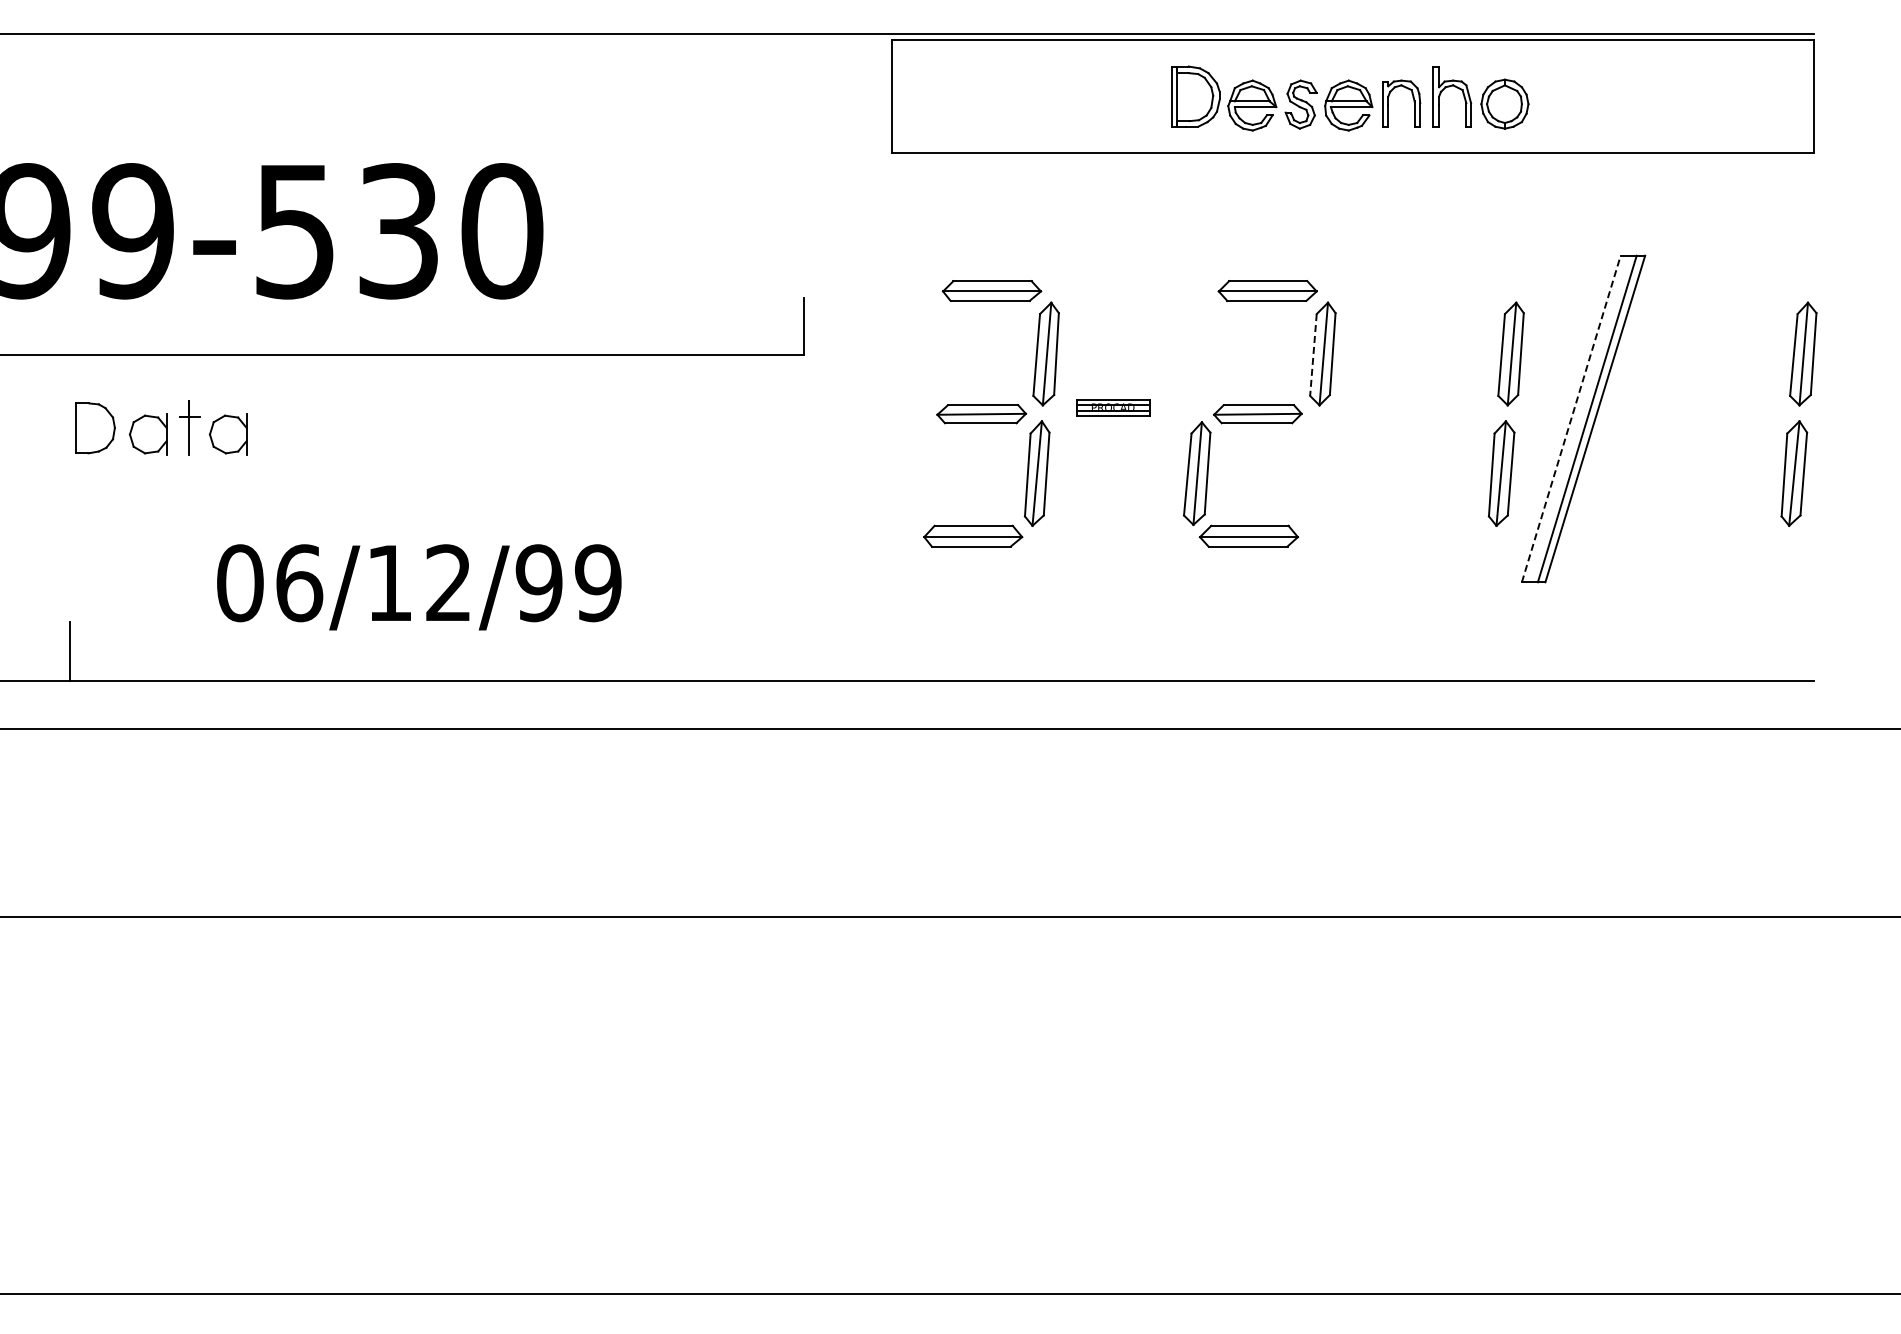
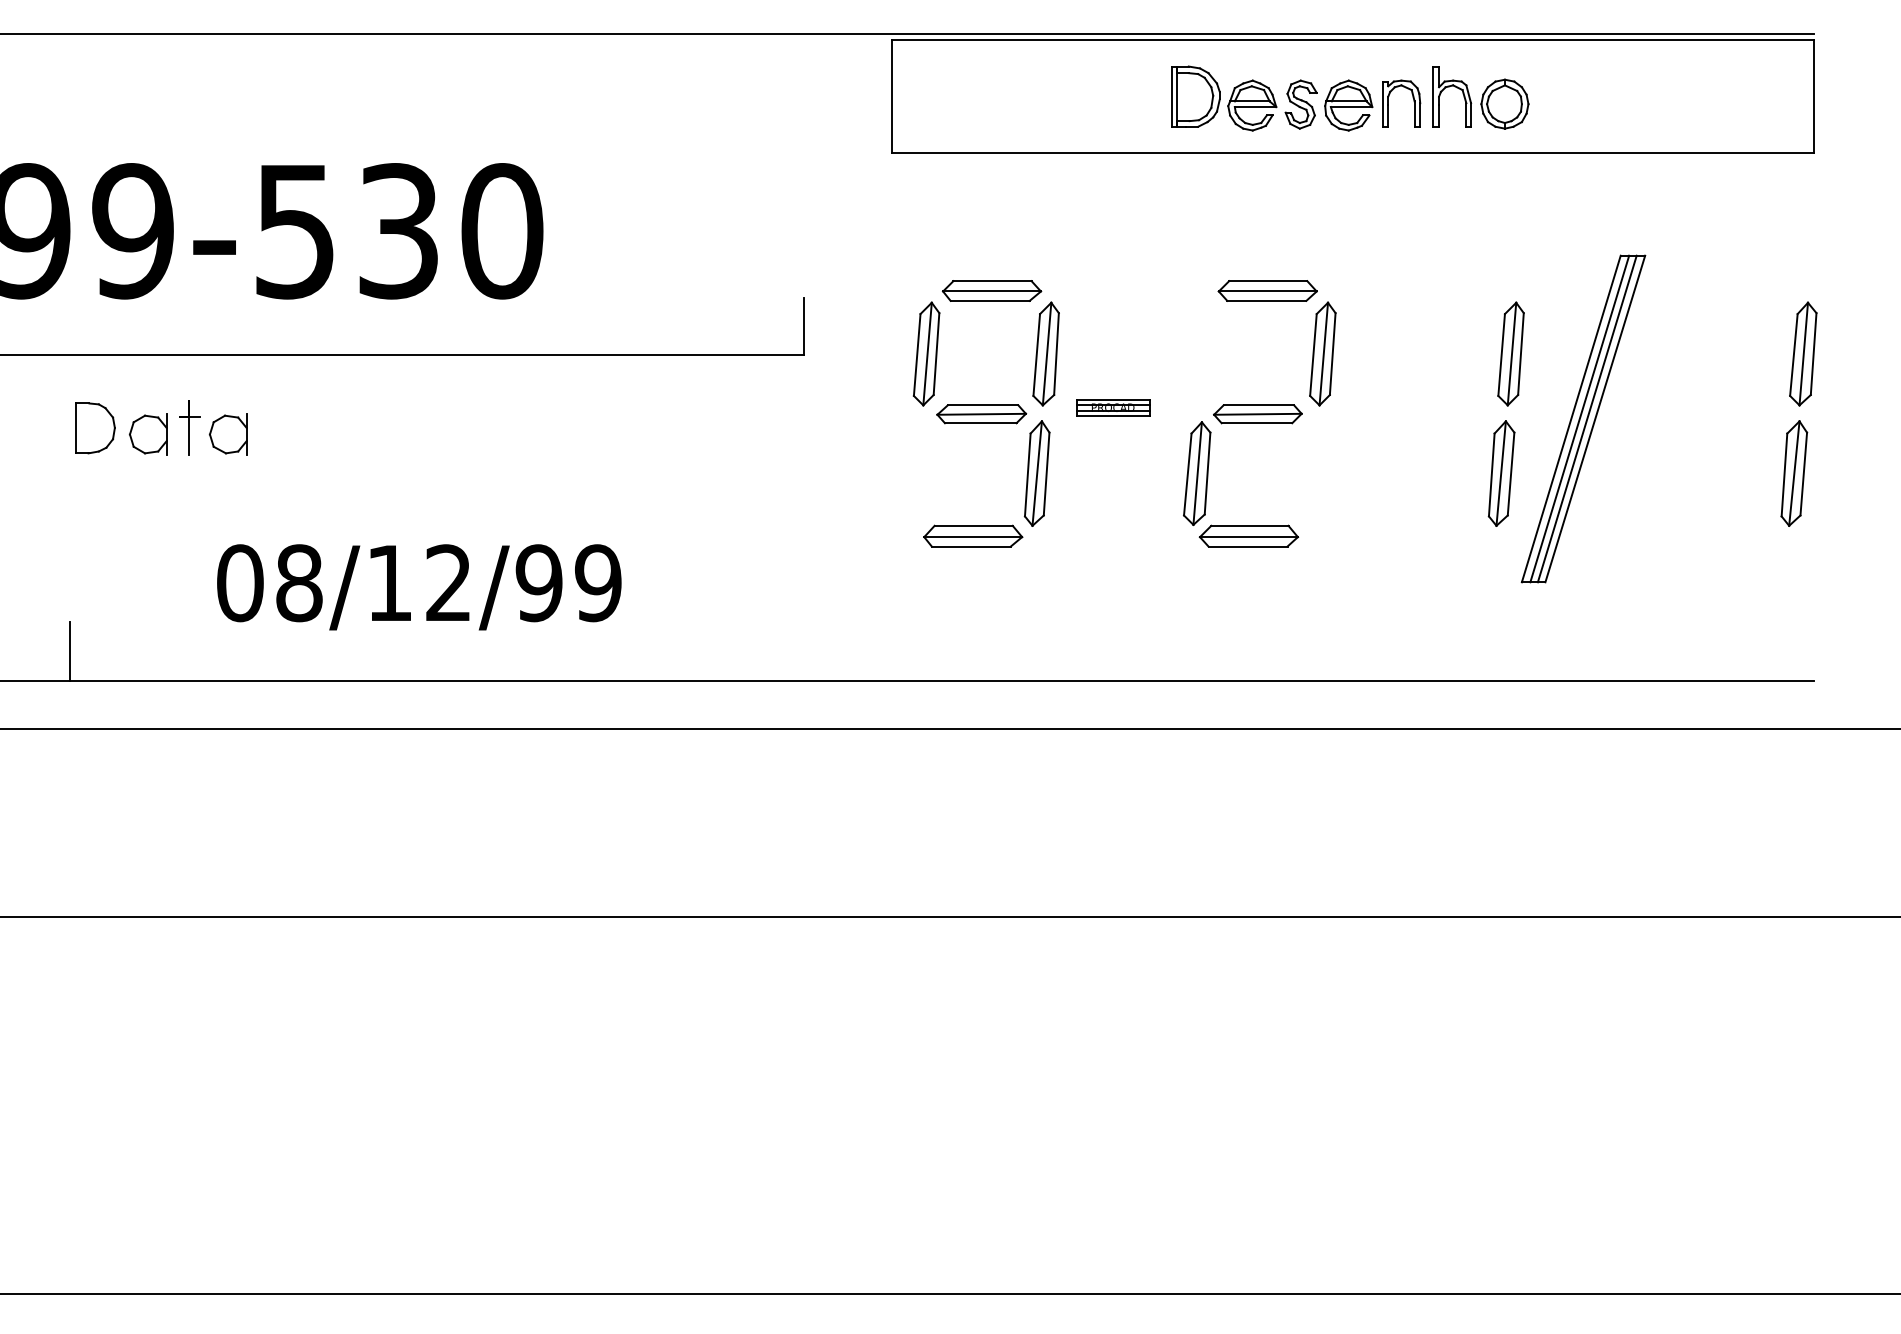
part: none -> present (926, 353)
line: dashed -> solid (1313, 355)
line: none -> present (1579, 418)
line: dashed -> solid (1571, 419)
text: 06/12/99 -> 08/12/99 (299, 583)
